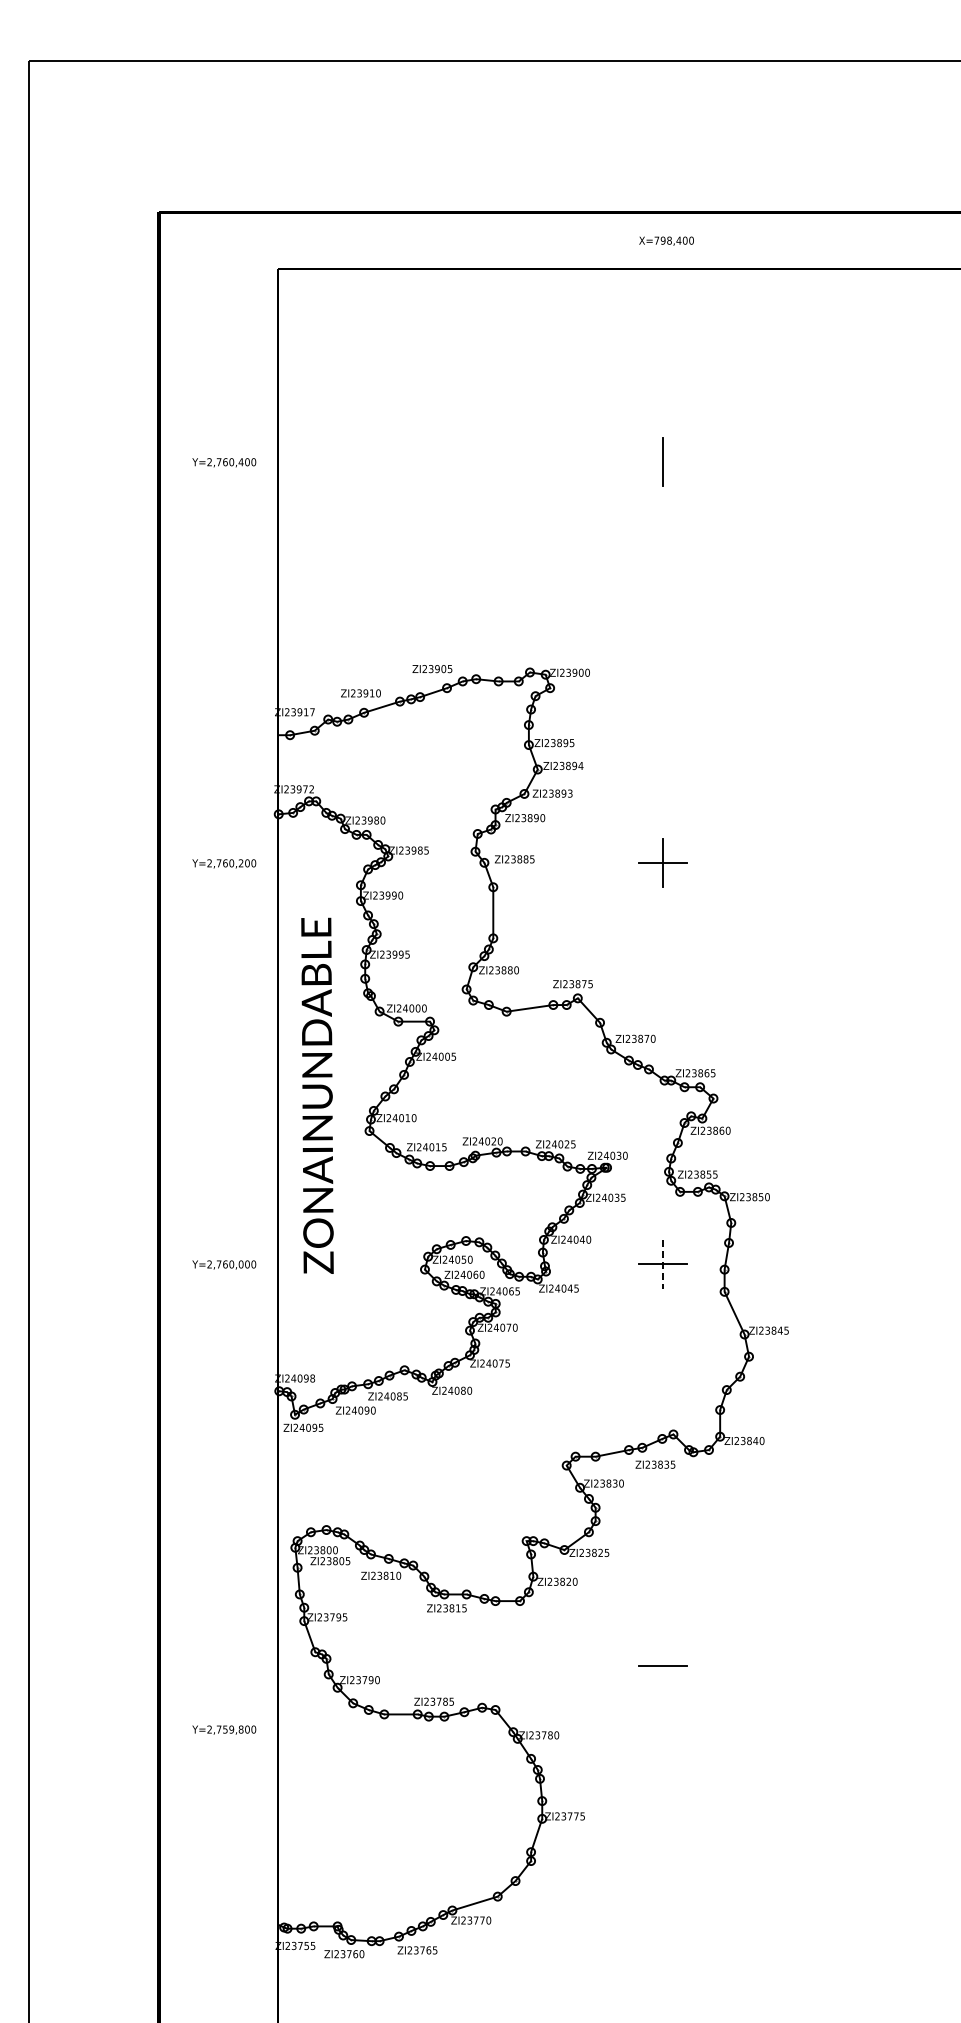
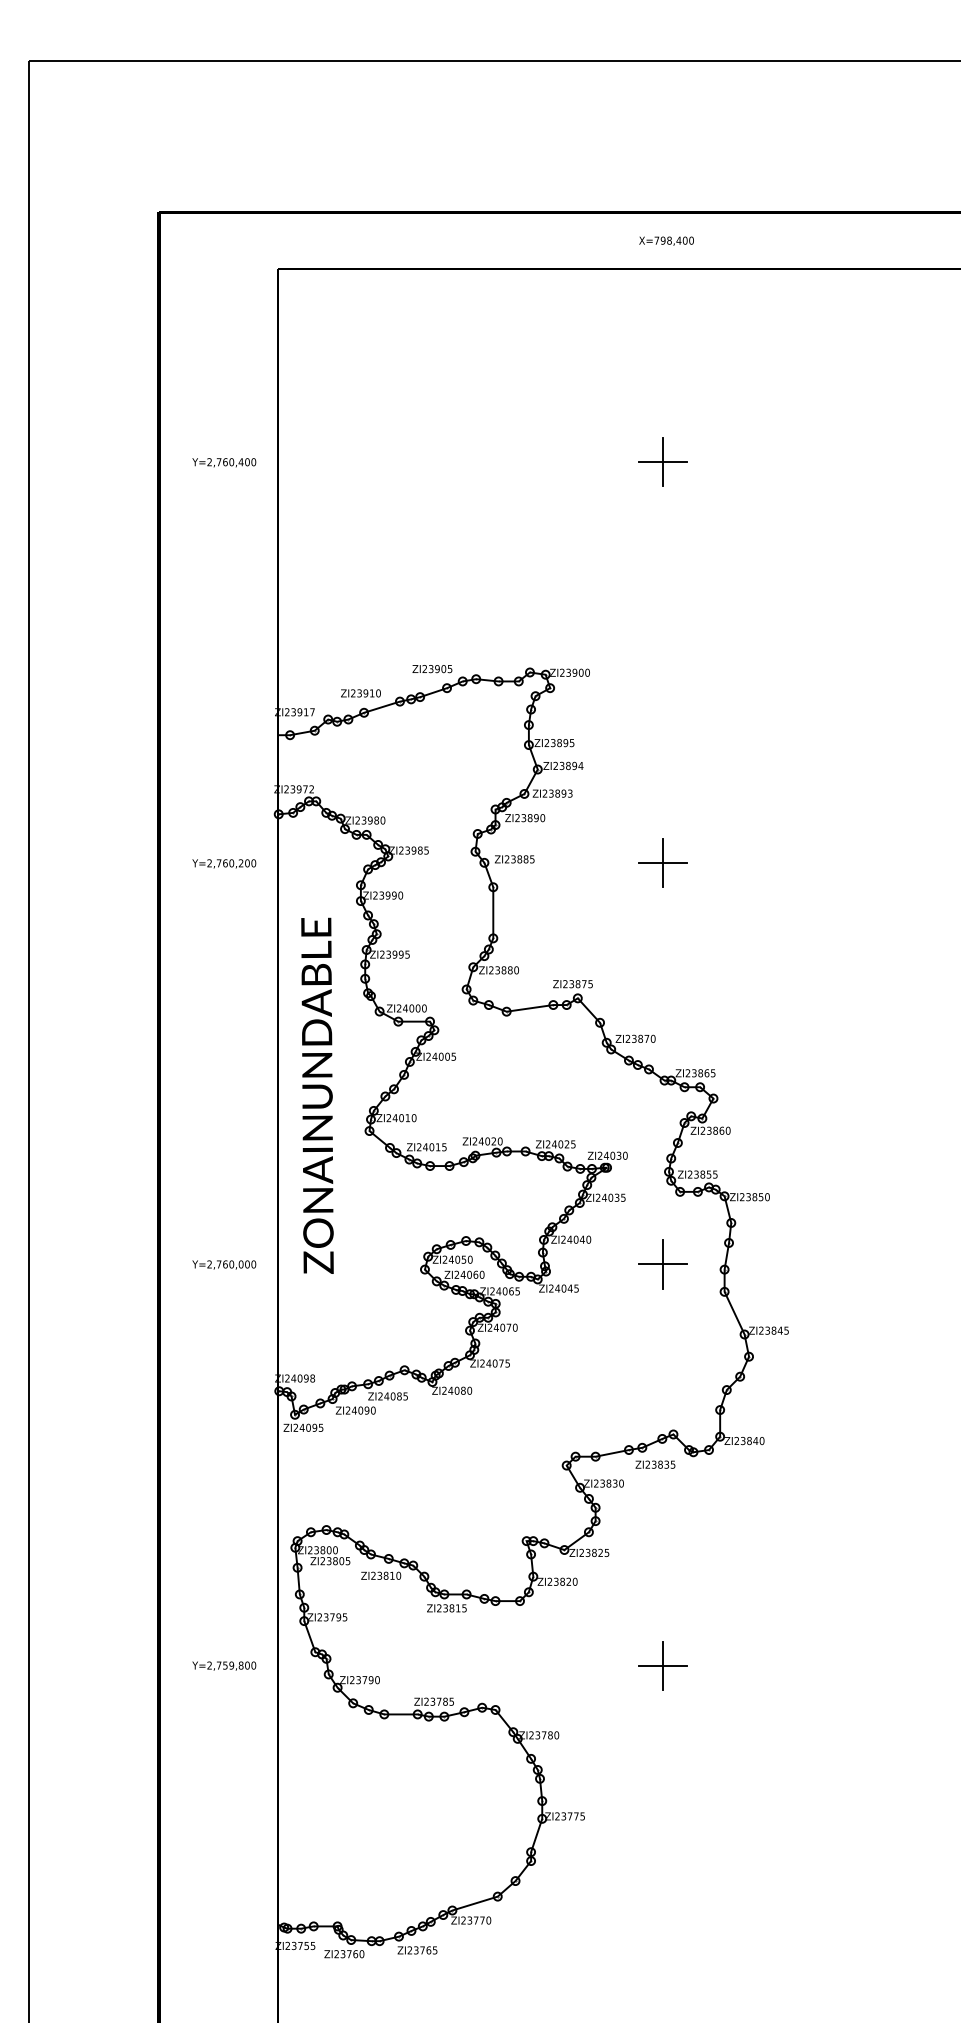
line: none -> present (662, 462)
line: dashed -> solid (662, 1264)
line: none -> present (662, 1665)
text position: (224, 1729) -> (224, 1665) (224, 1665)
